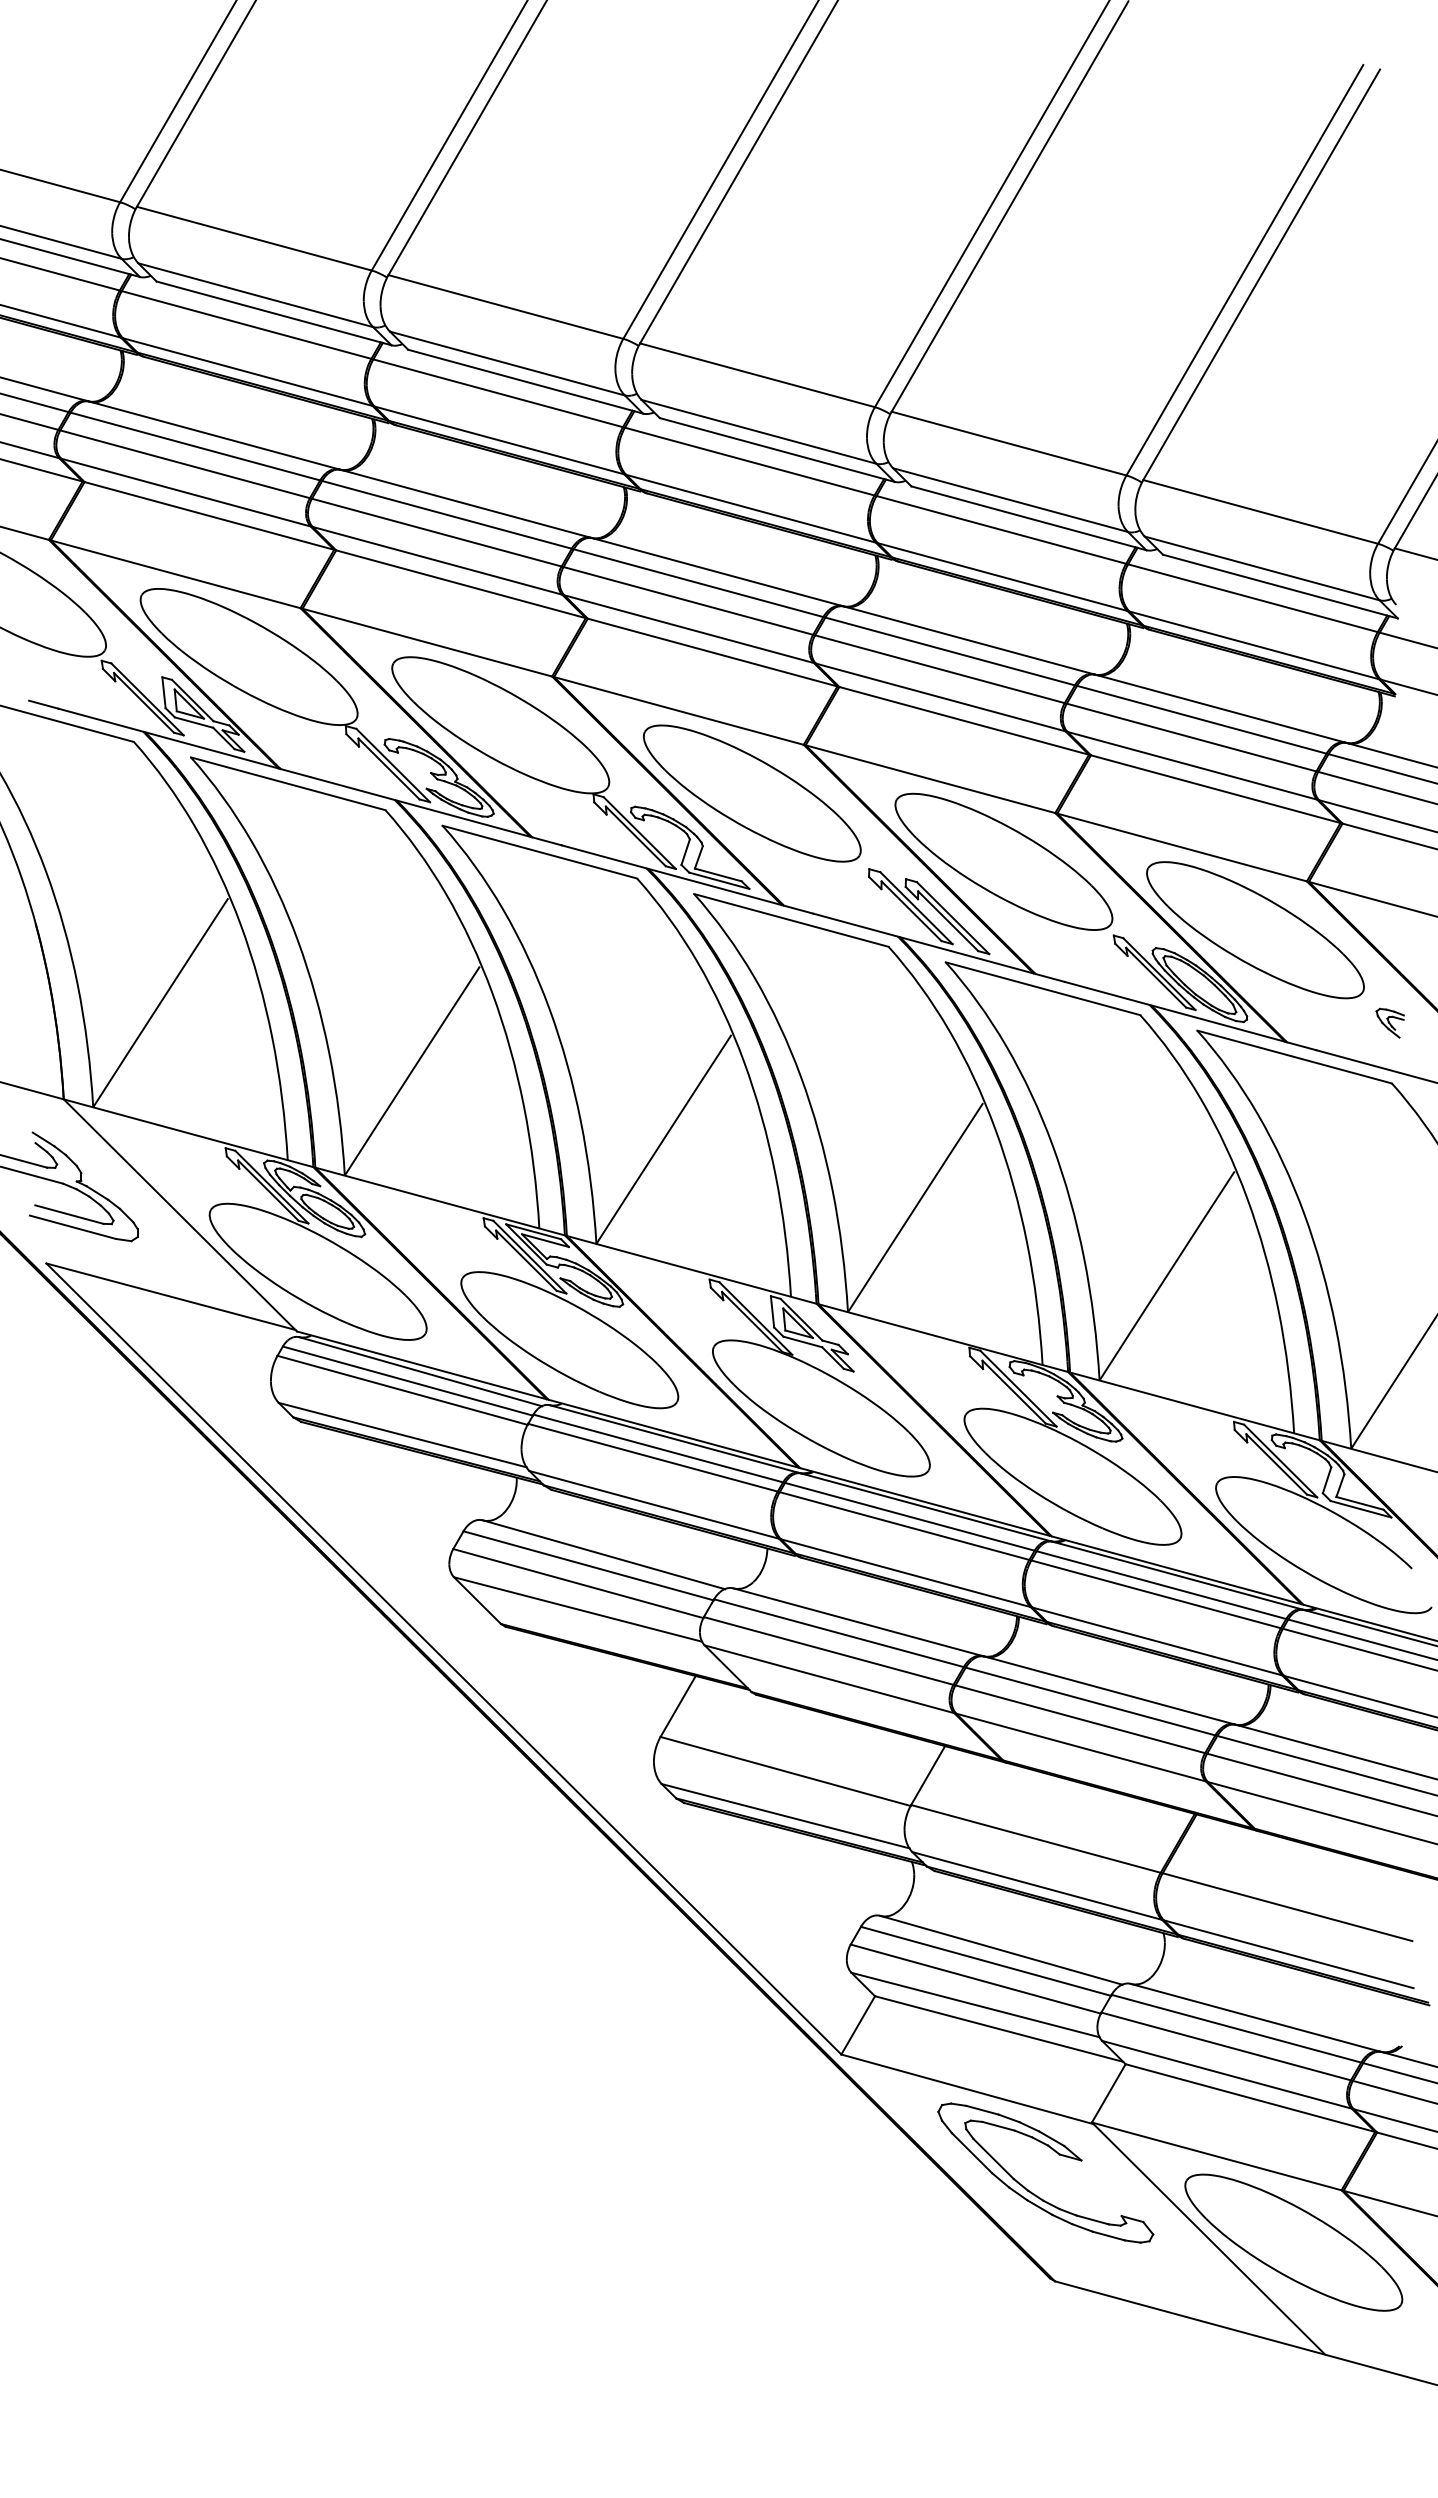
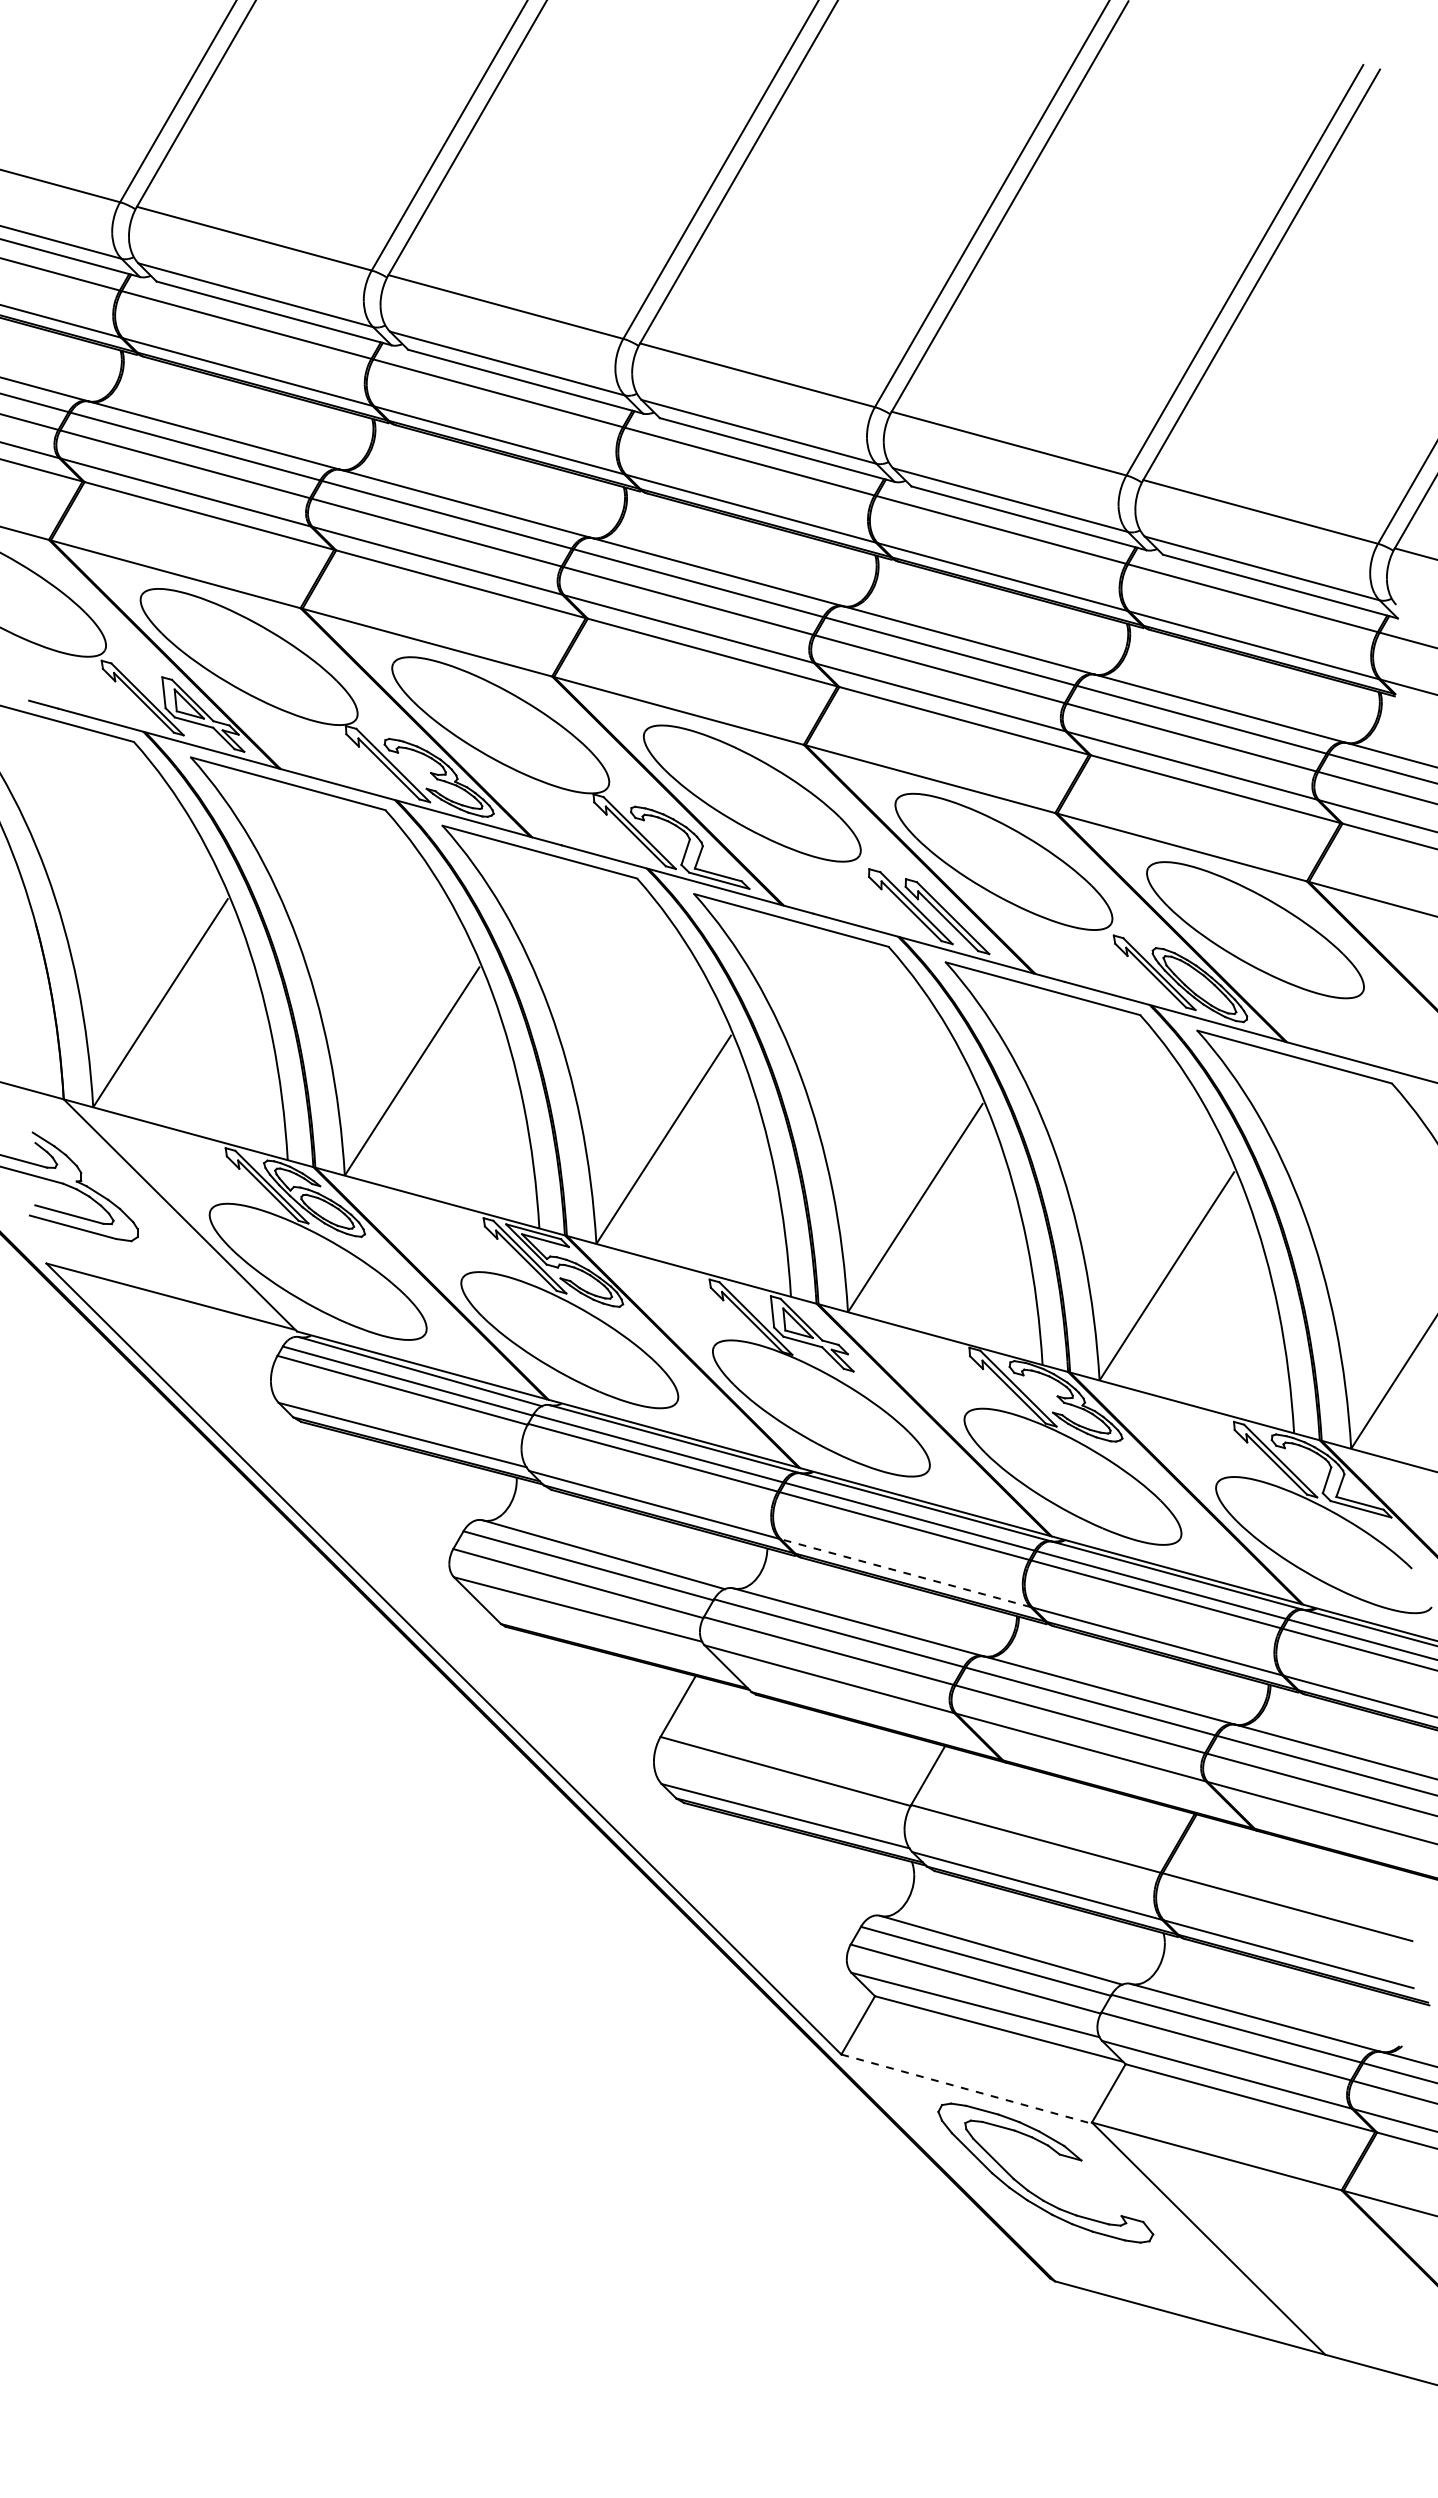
part: present -> none (1389, 1022)
line: solid -> dashed (905, 1573)
line: solid -> dashed (967, 2089)
part: present -> none (1293, 2242)
